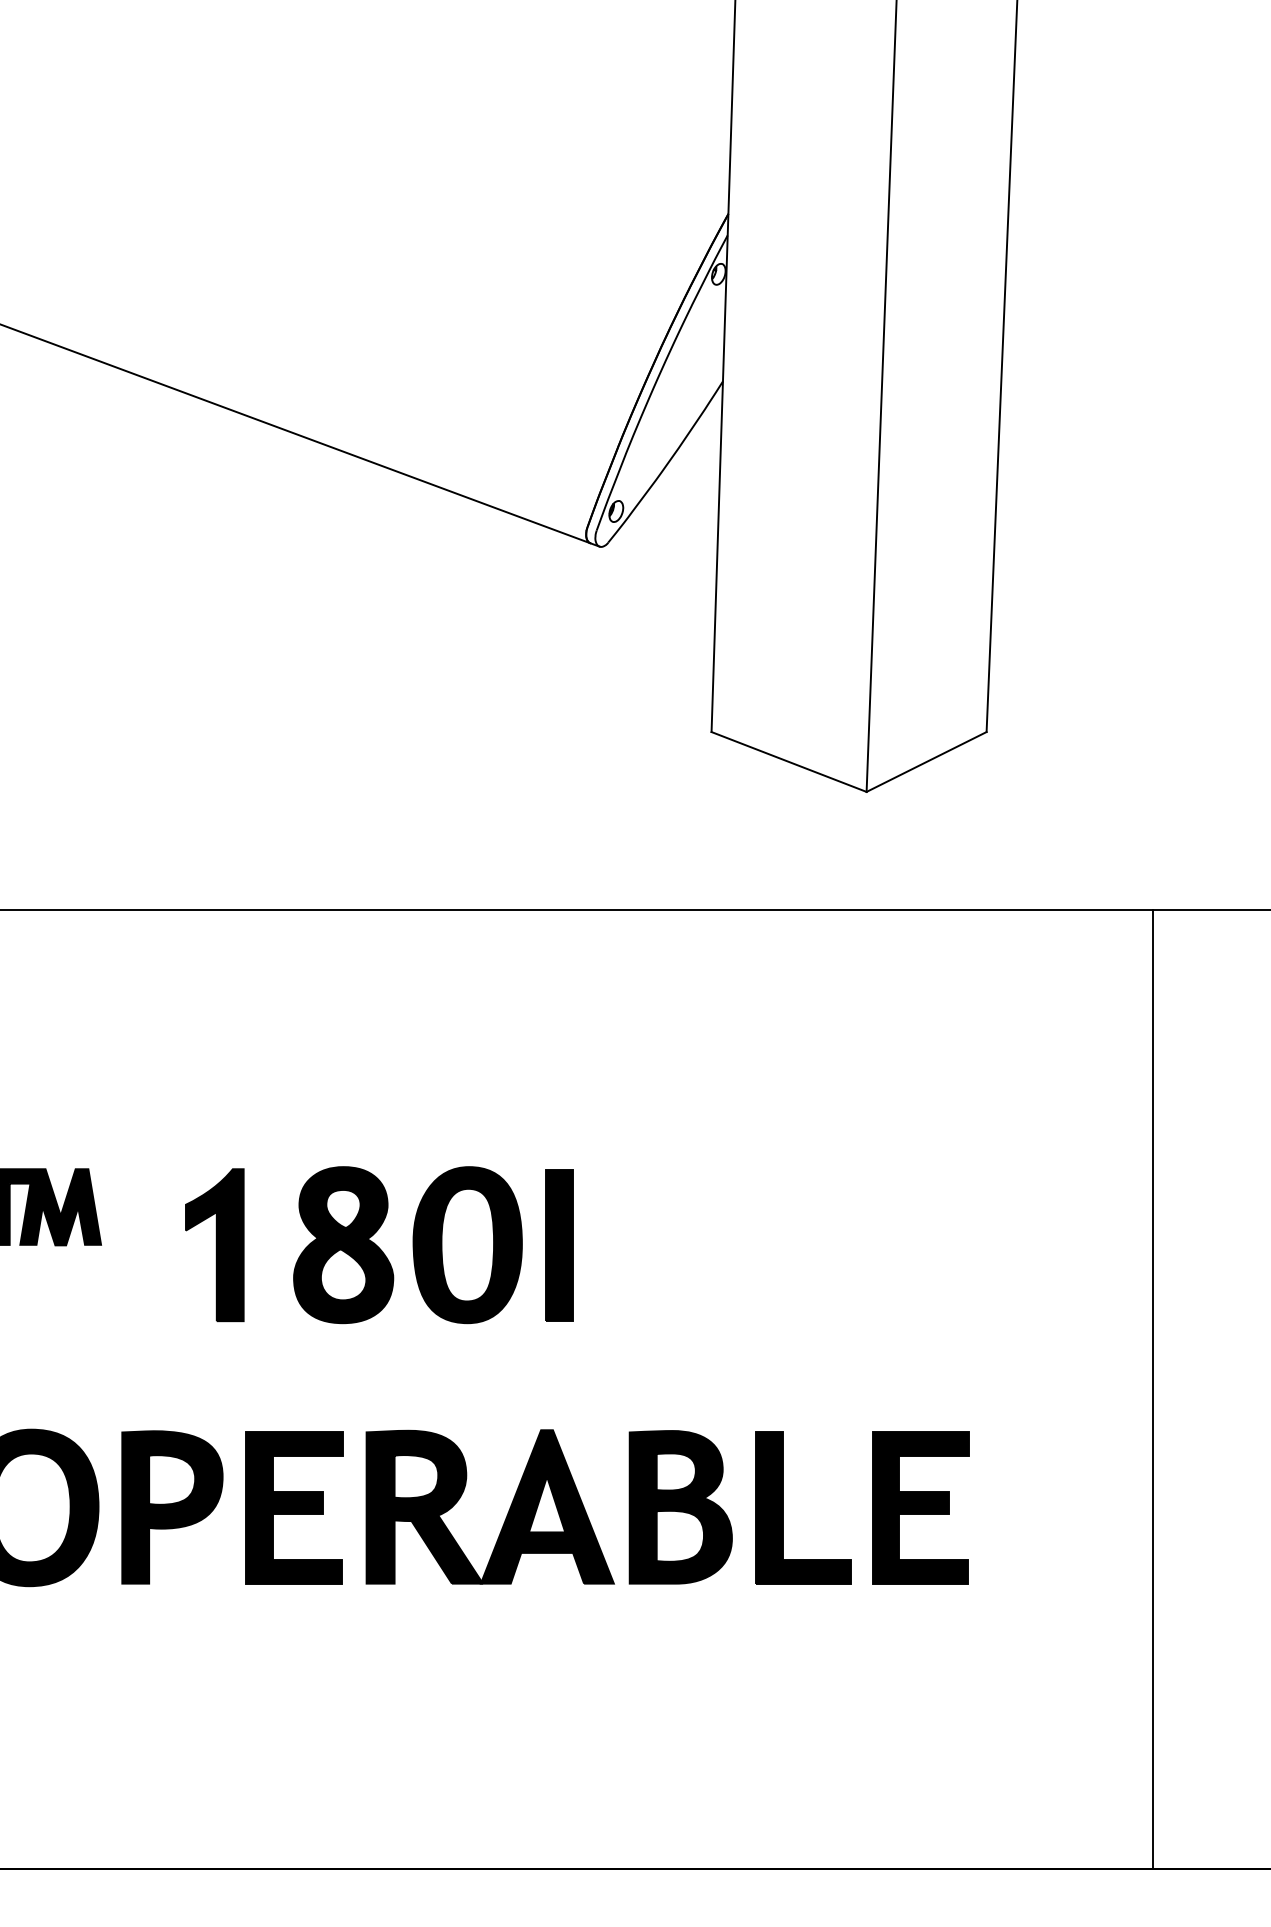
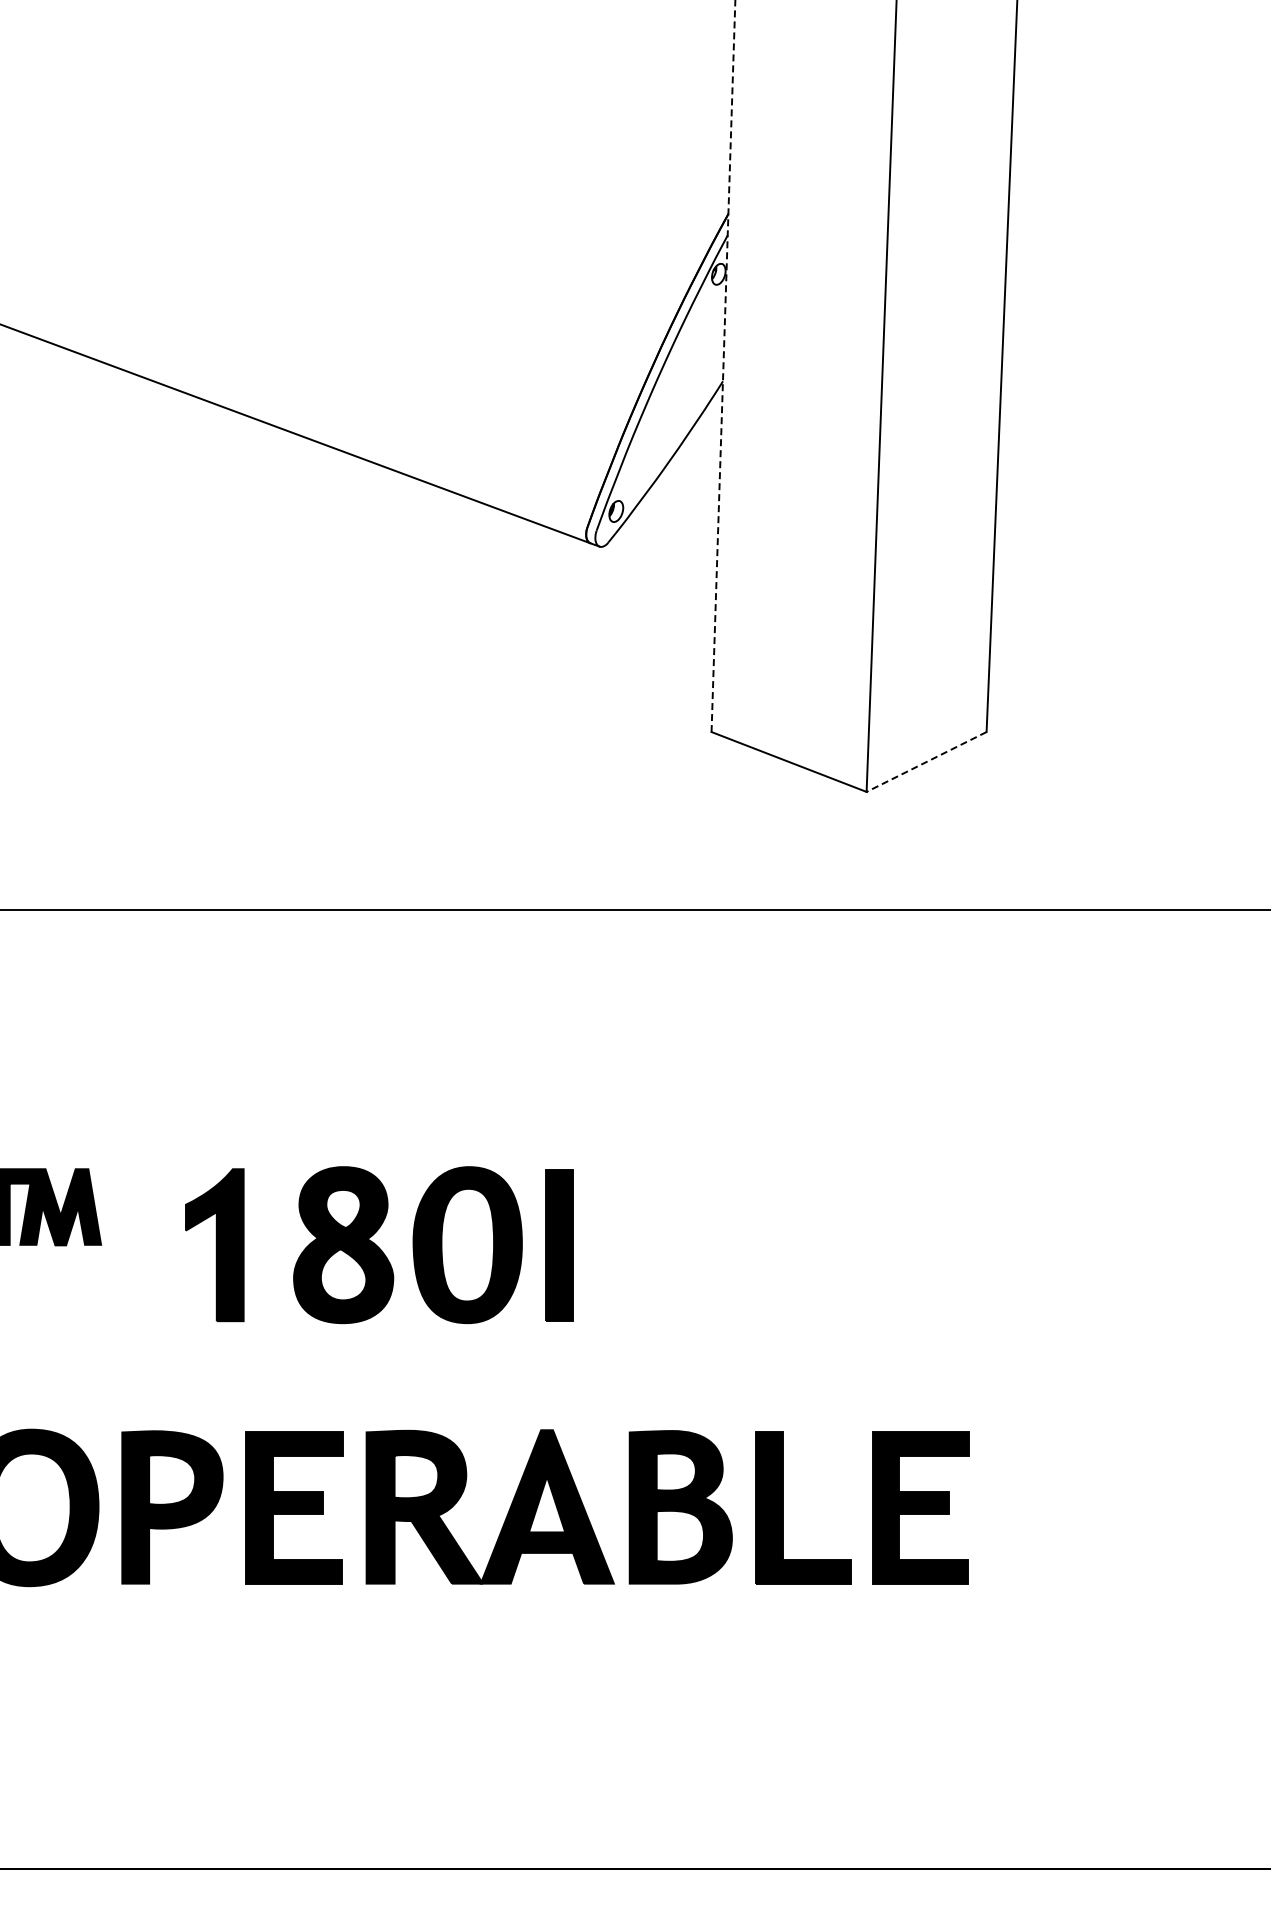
line: solid -> dashed (723, 366)
line: solid -> dashed (926, 762)
line: present -> none (1152, 1389)
